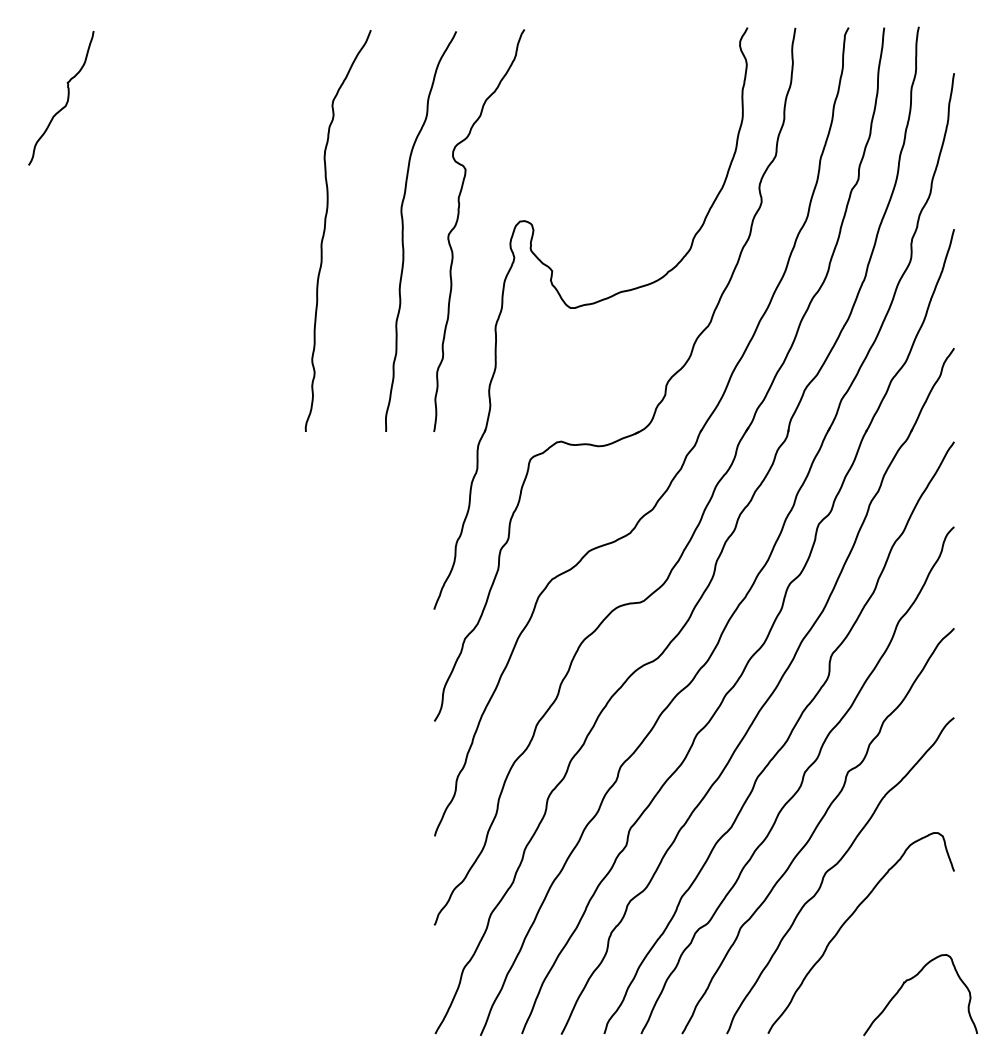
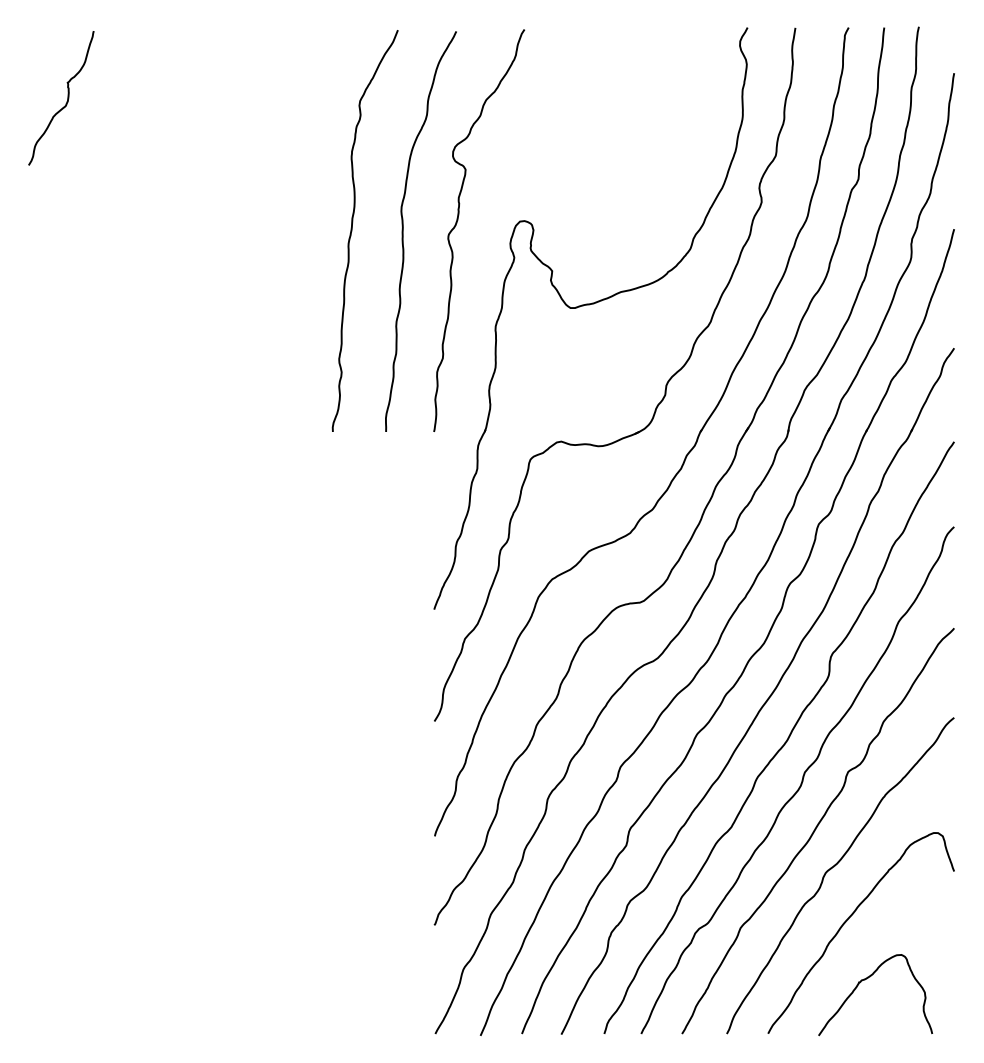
curve position: (325, 230) -> (352, 230) (352, 230)
curve position: (910, 980) -> (865, 980) (865, 980)
